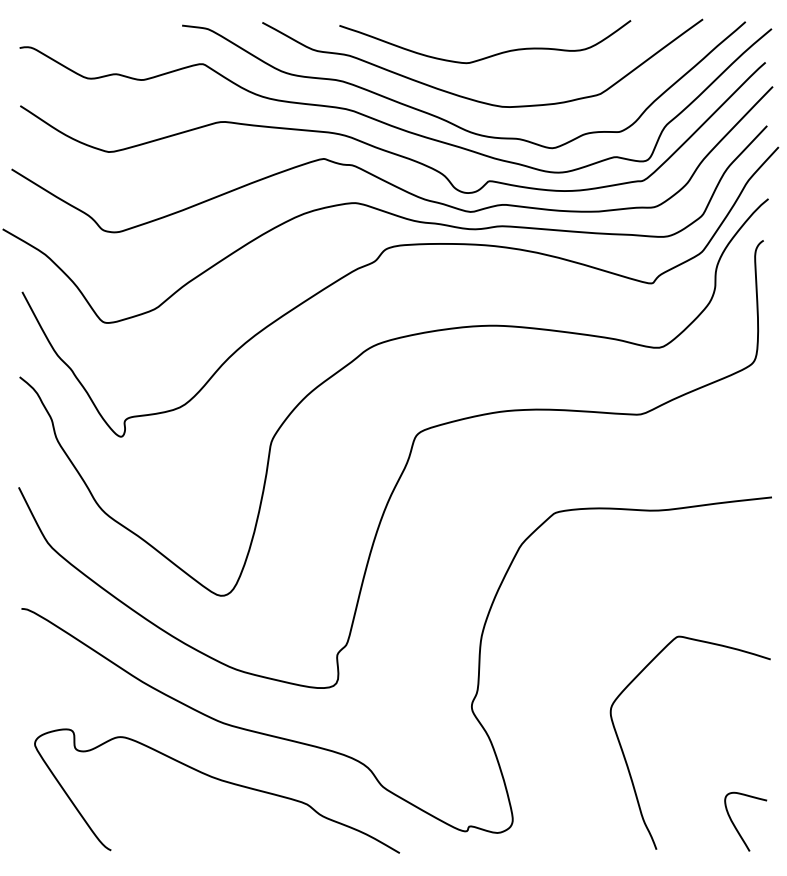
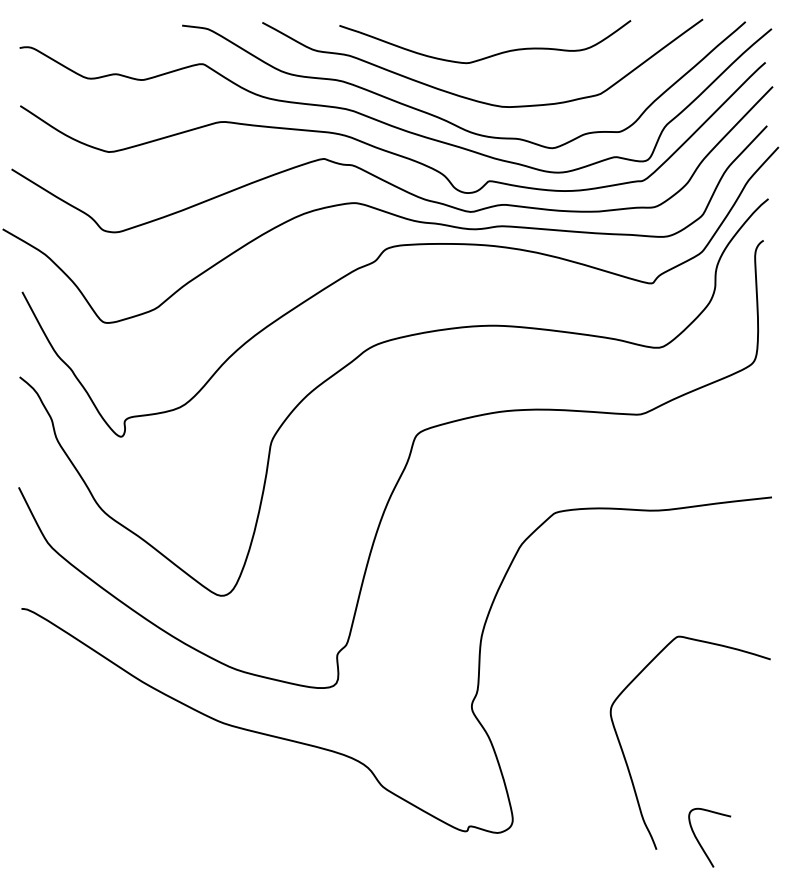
curve: present -> none (221, 781)
curve position: (735, 825) -> (699, 841) (699, 841)
